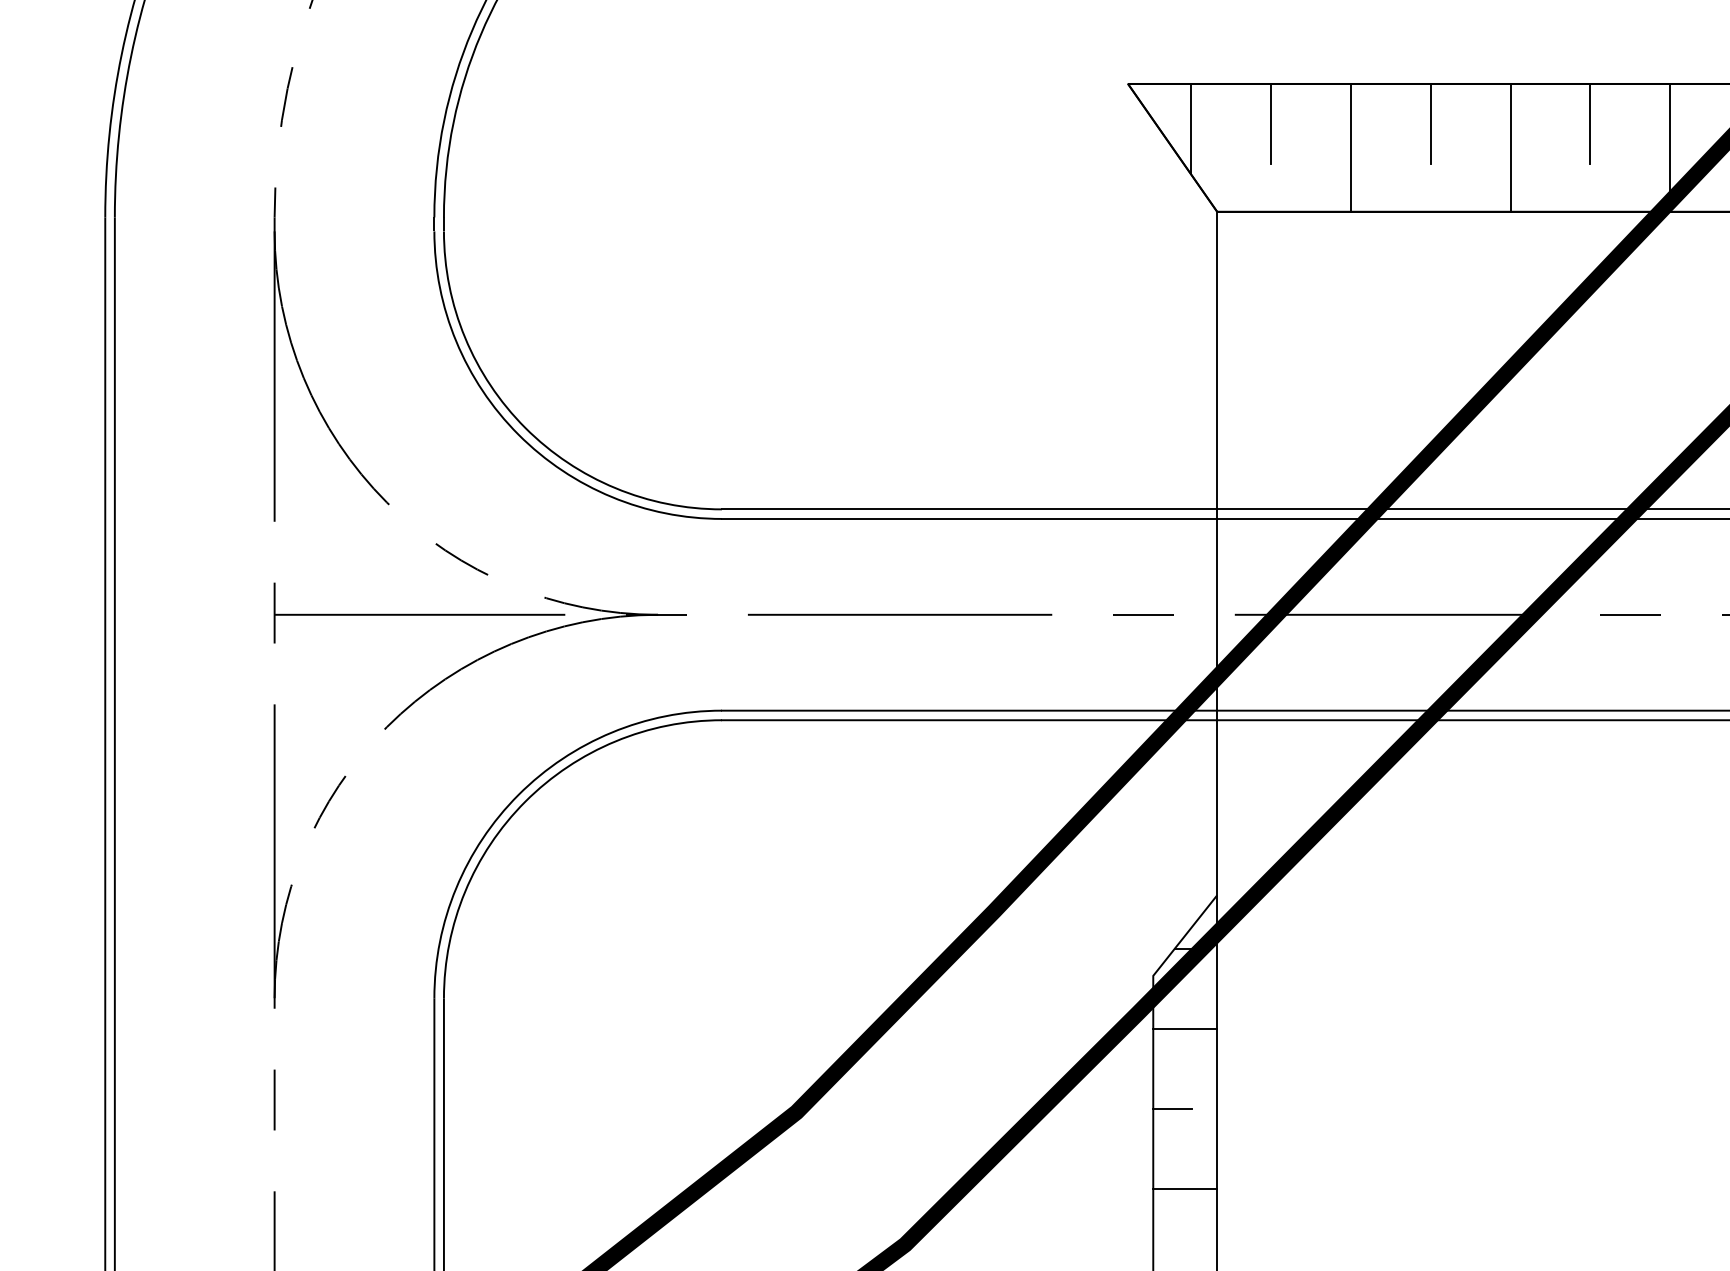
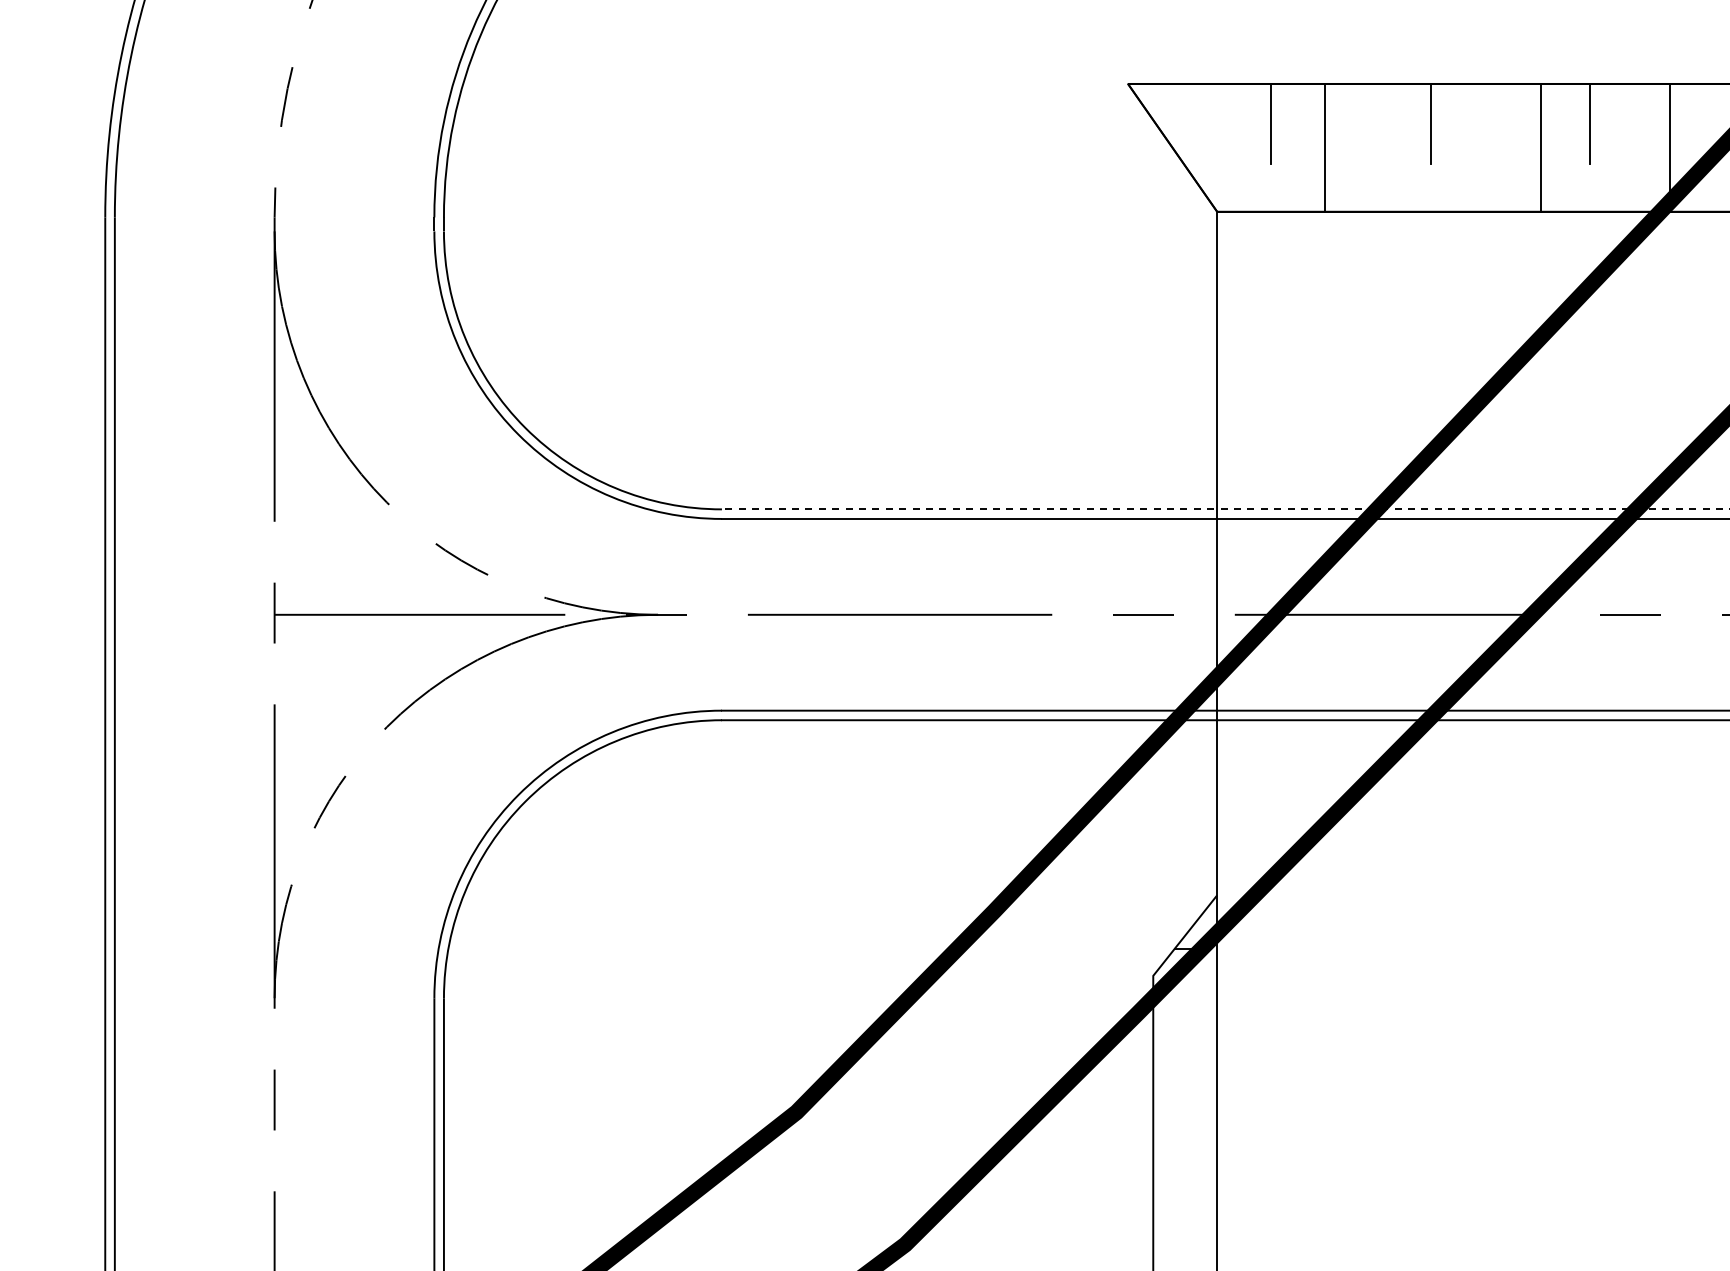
line: present -> none (1191, 128)
line position: (1350, 147) -> (1324, 147) (1324, 147)
line position: (1510, 147) -> (1540, 147) (1540, 147)
line: solid -> dashed (1225, 509)
line: present -> none (1185, 1028)
line: present -> none (1172, 1108)
line: present -> none (1185, 1188)
